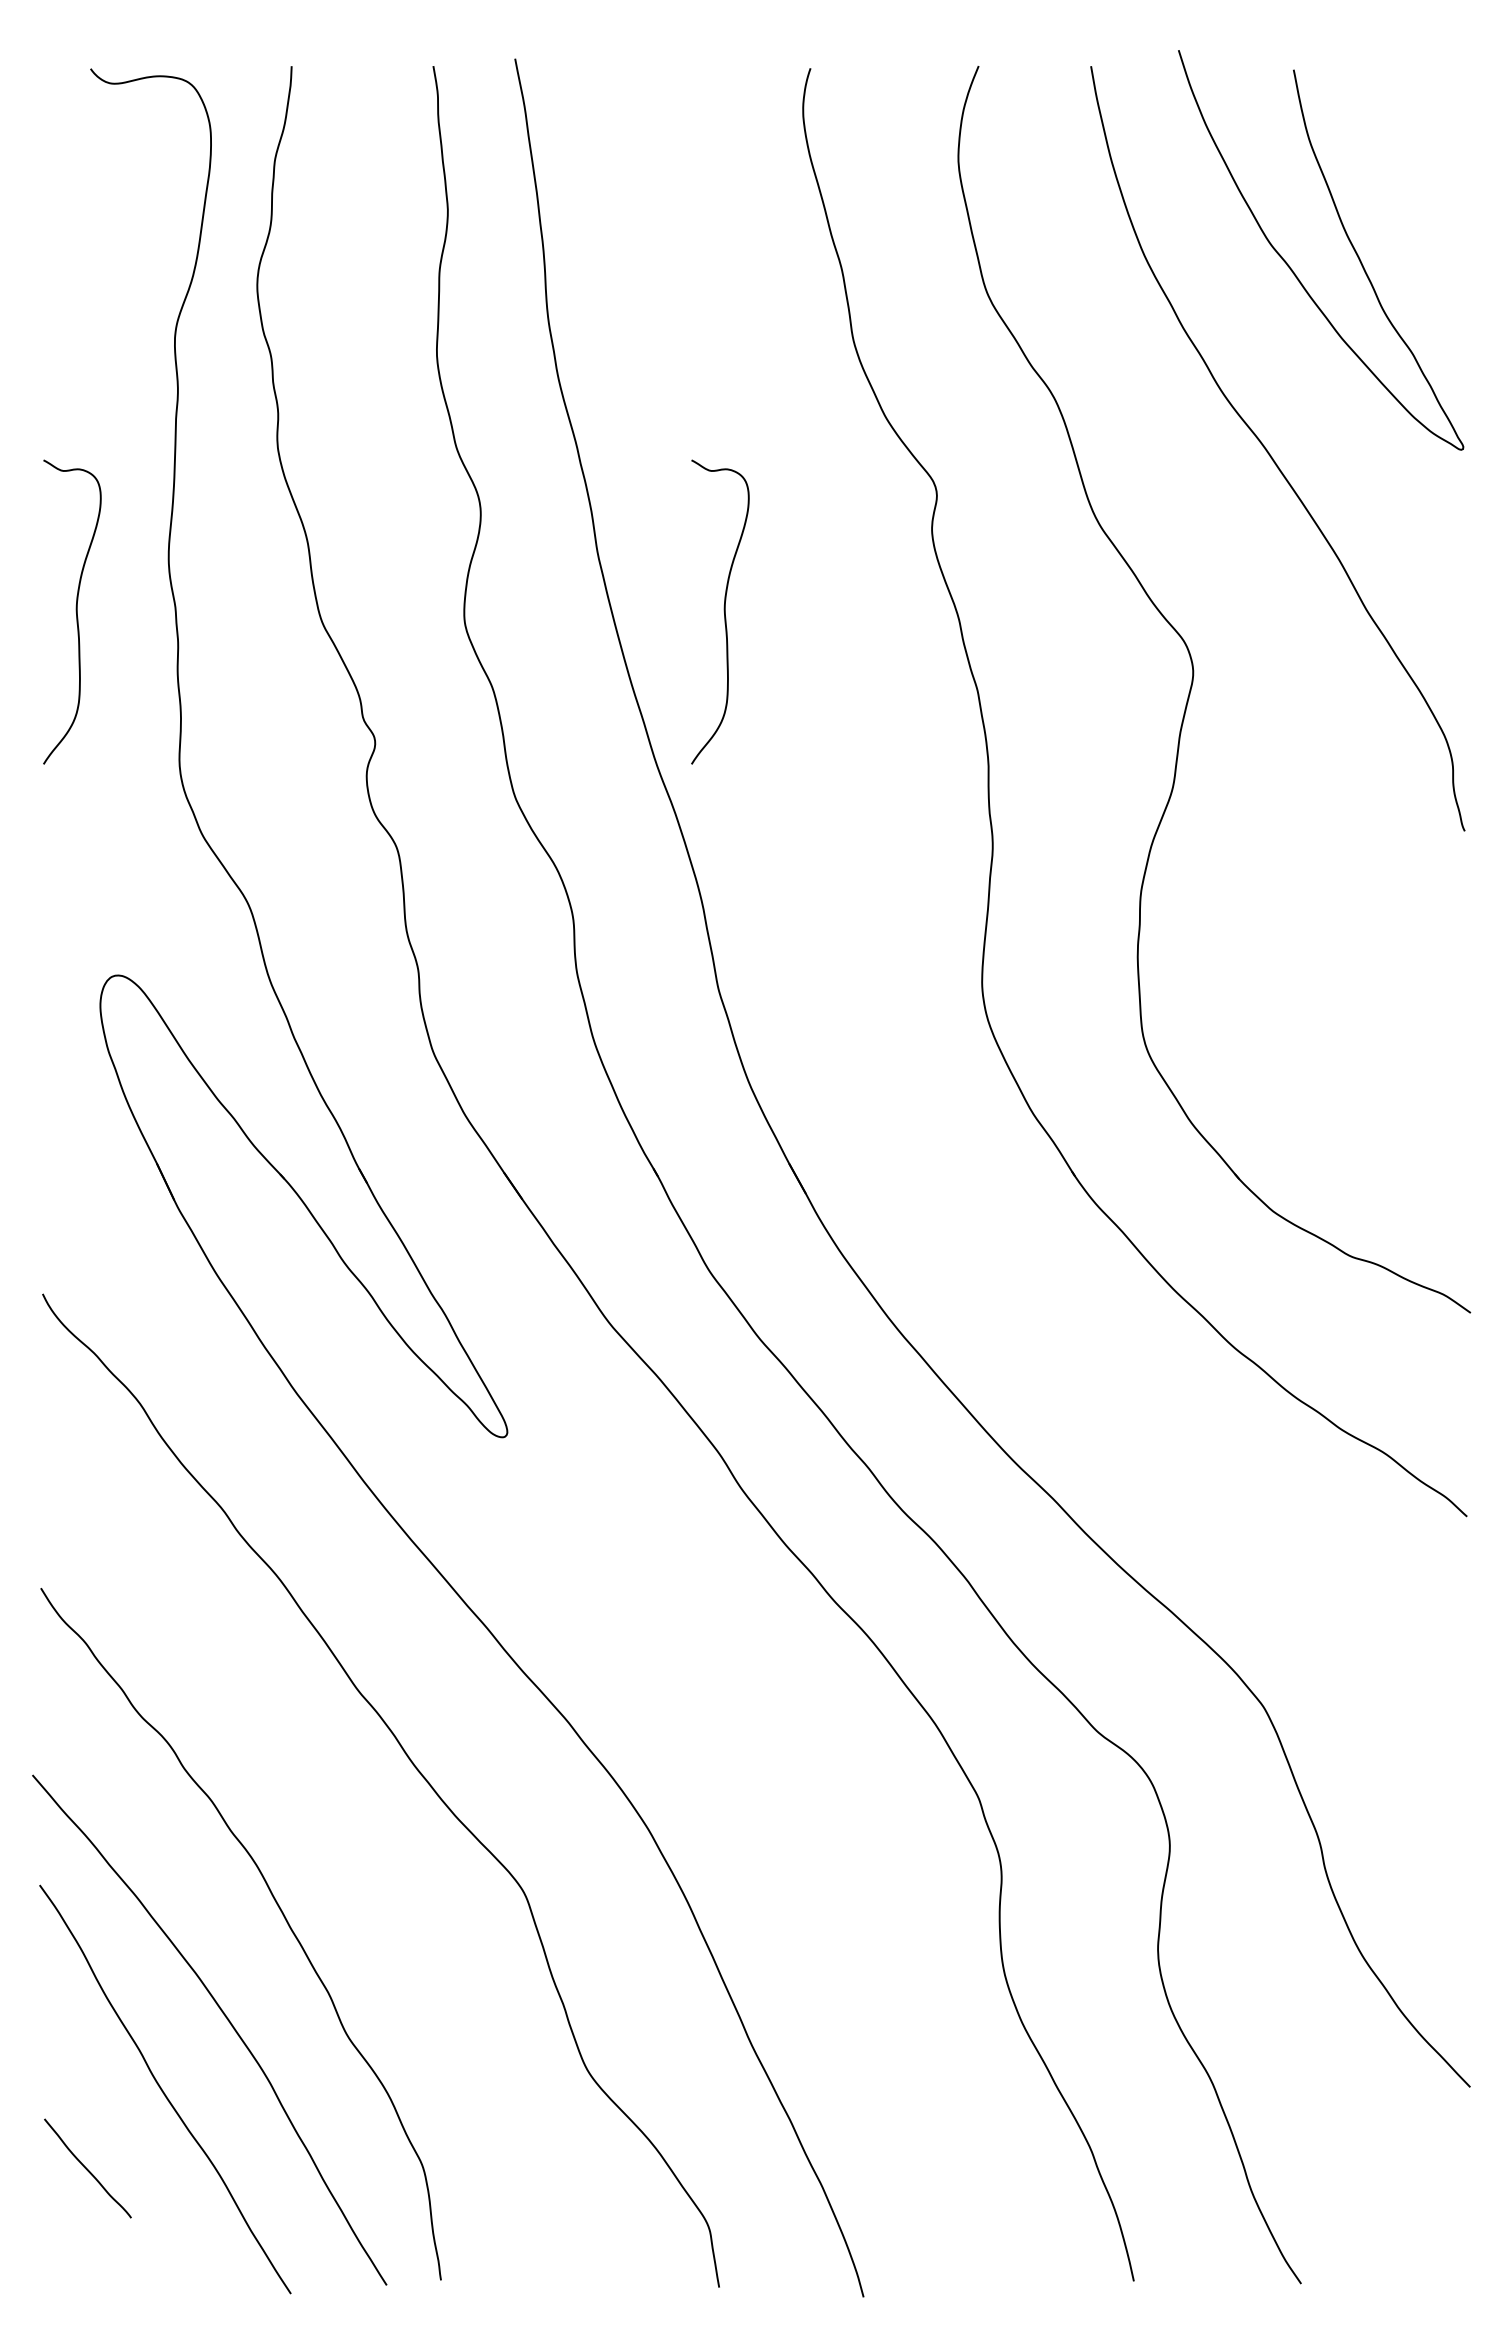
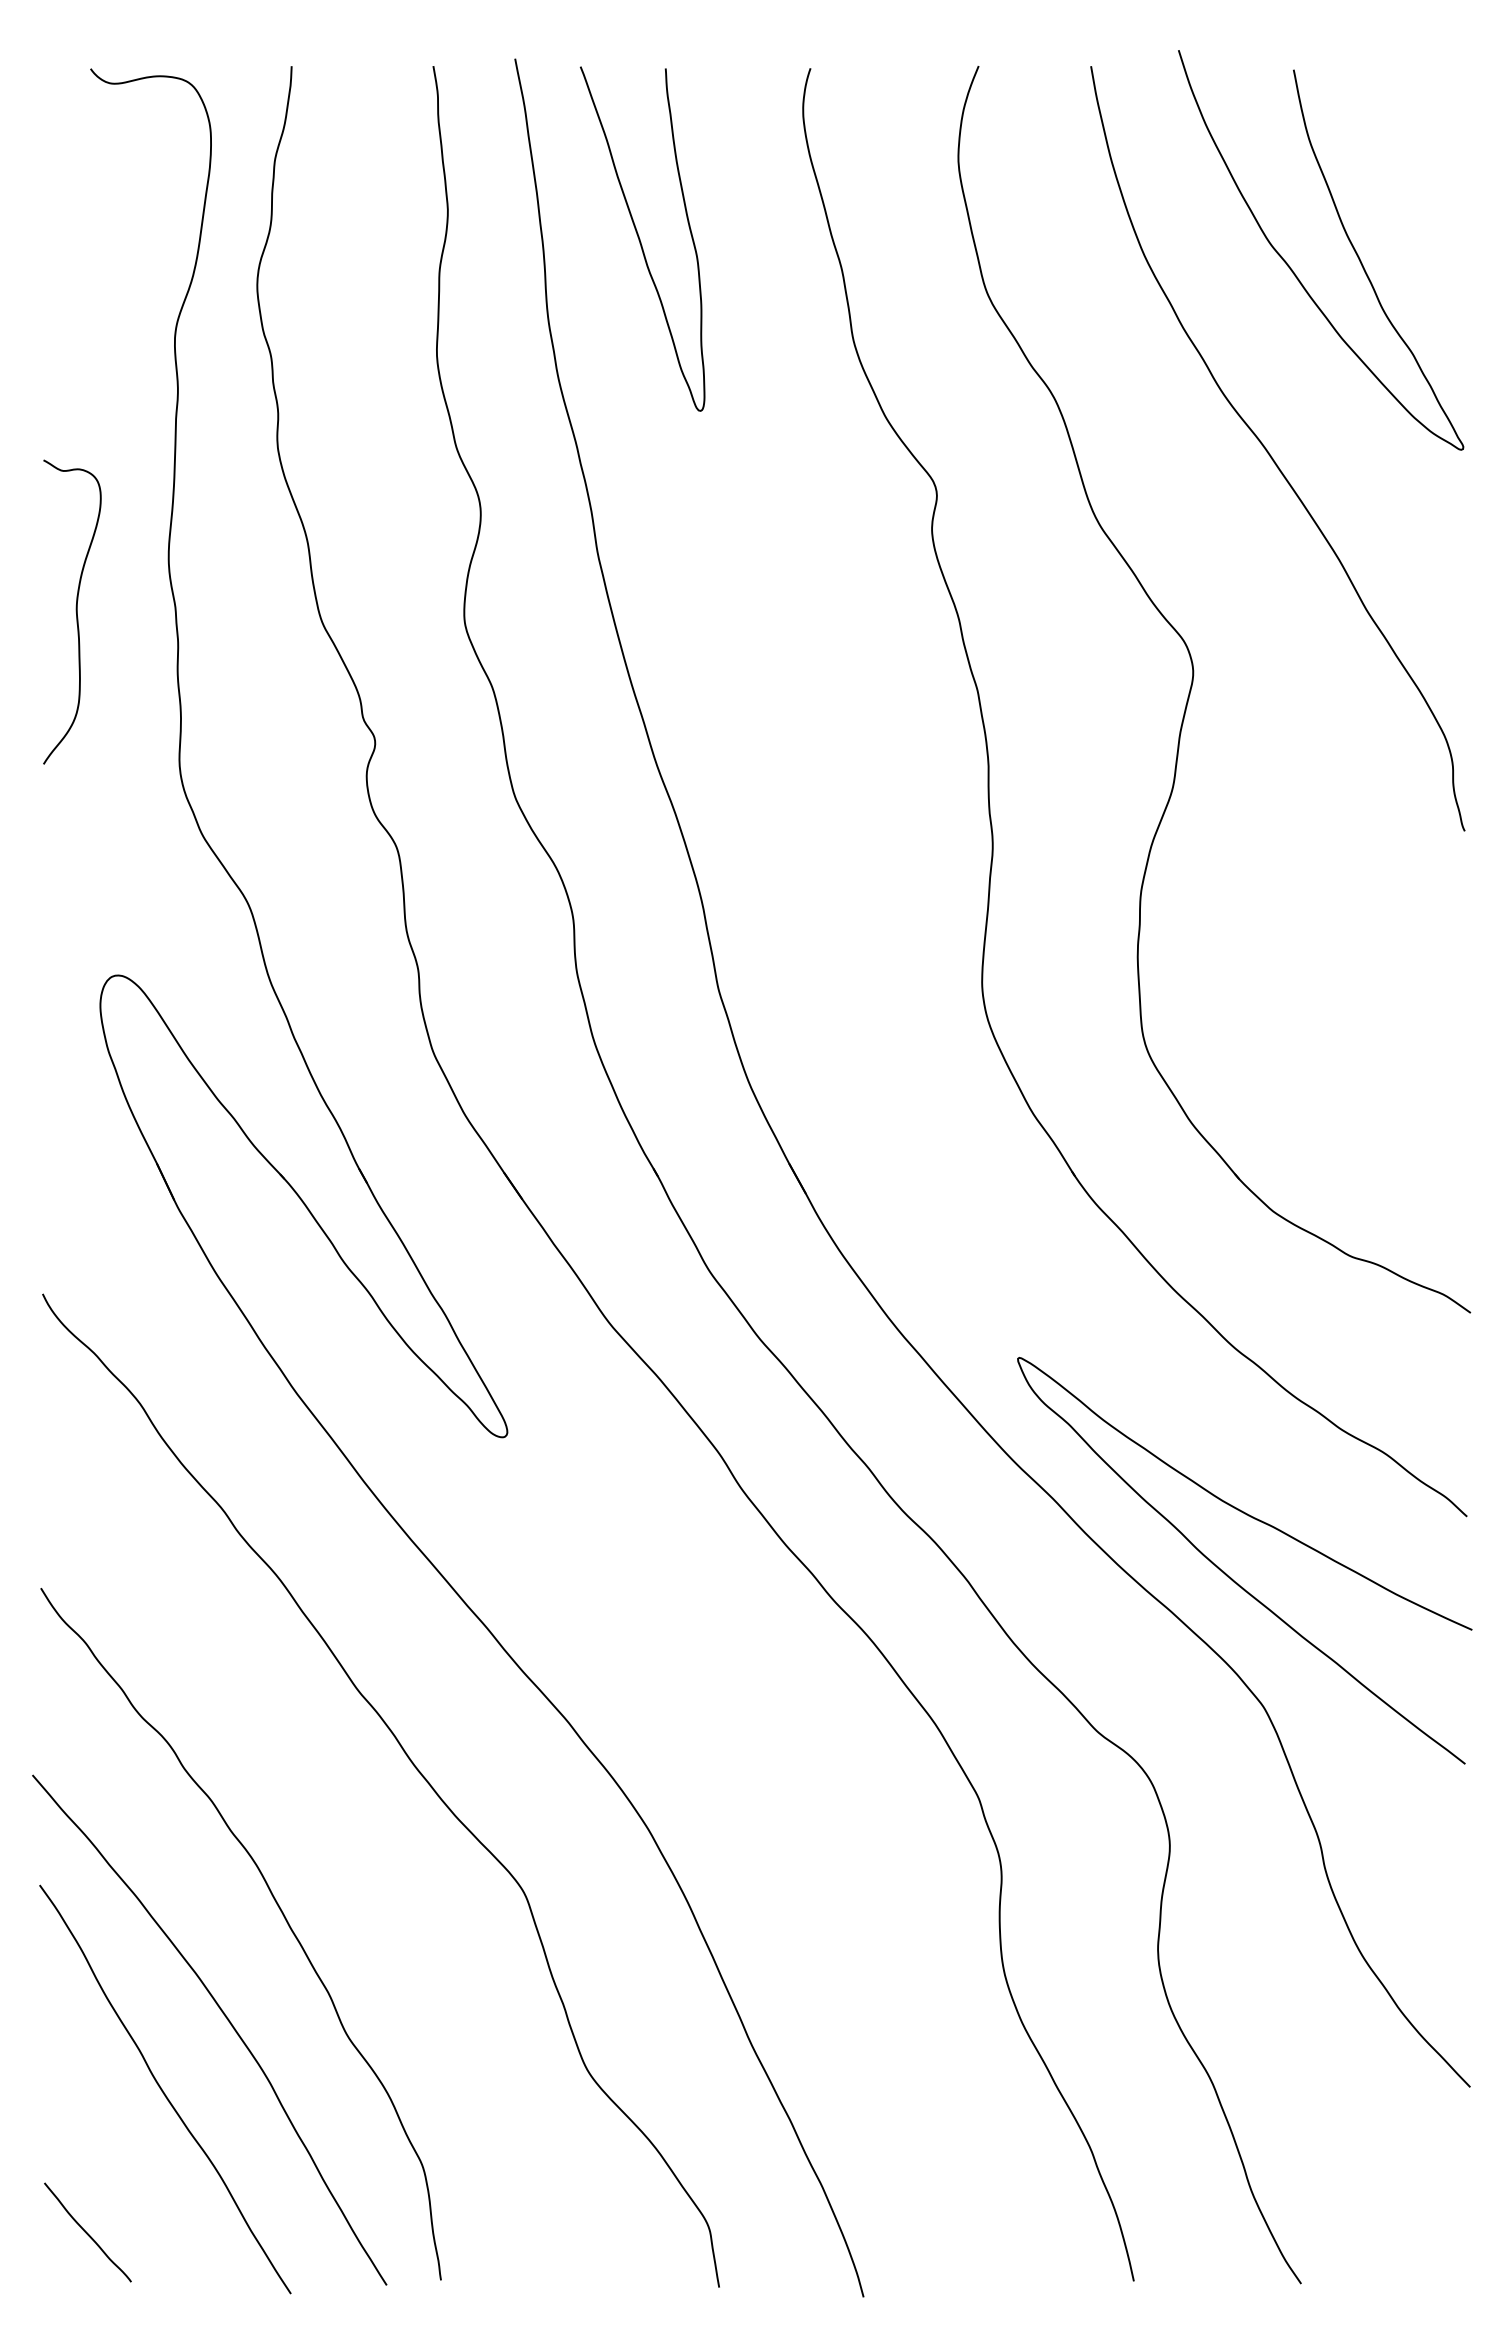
curve: none -> present (640, 239)
curve: present -> none (723, 611)
curve: none -> present (1231, 1577)
curve position: (87, 2168) -> (87, 2232) (87, 2232)
